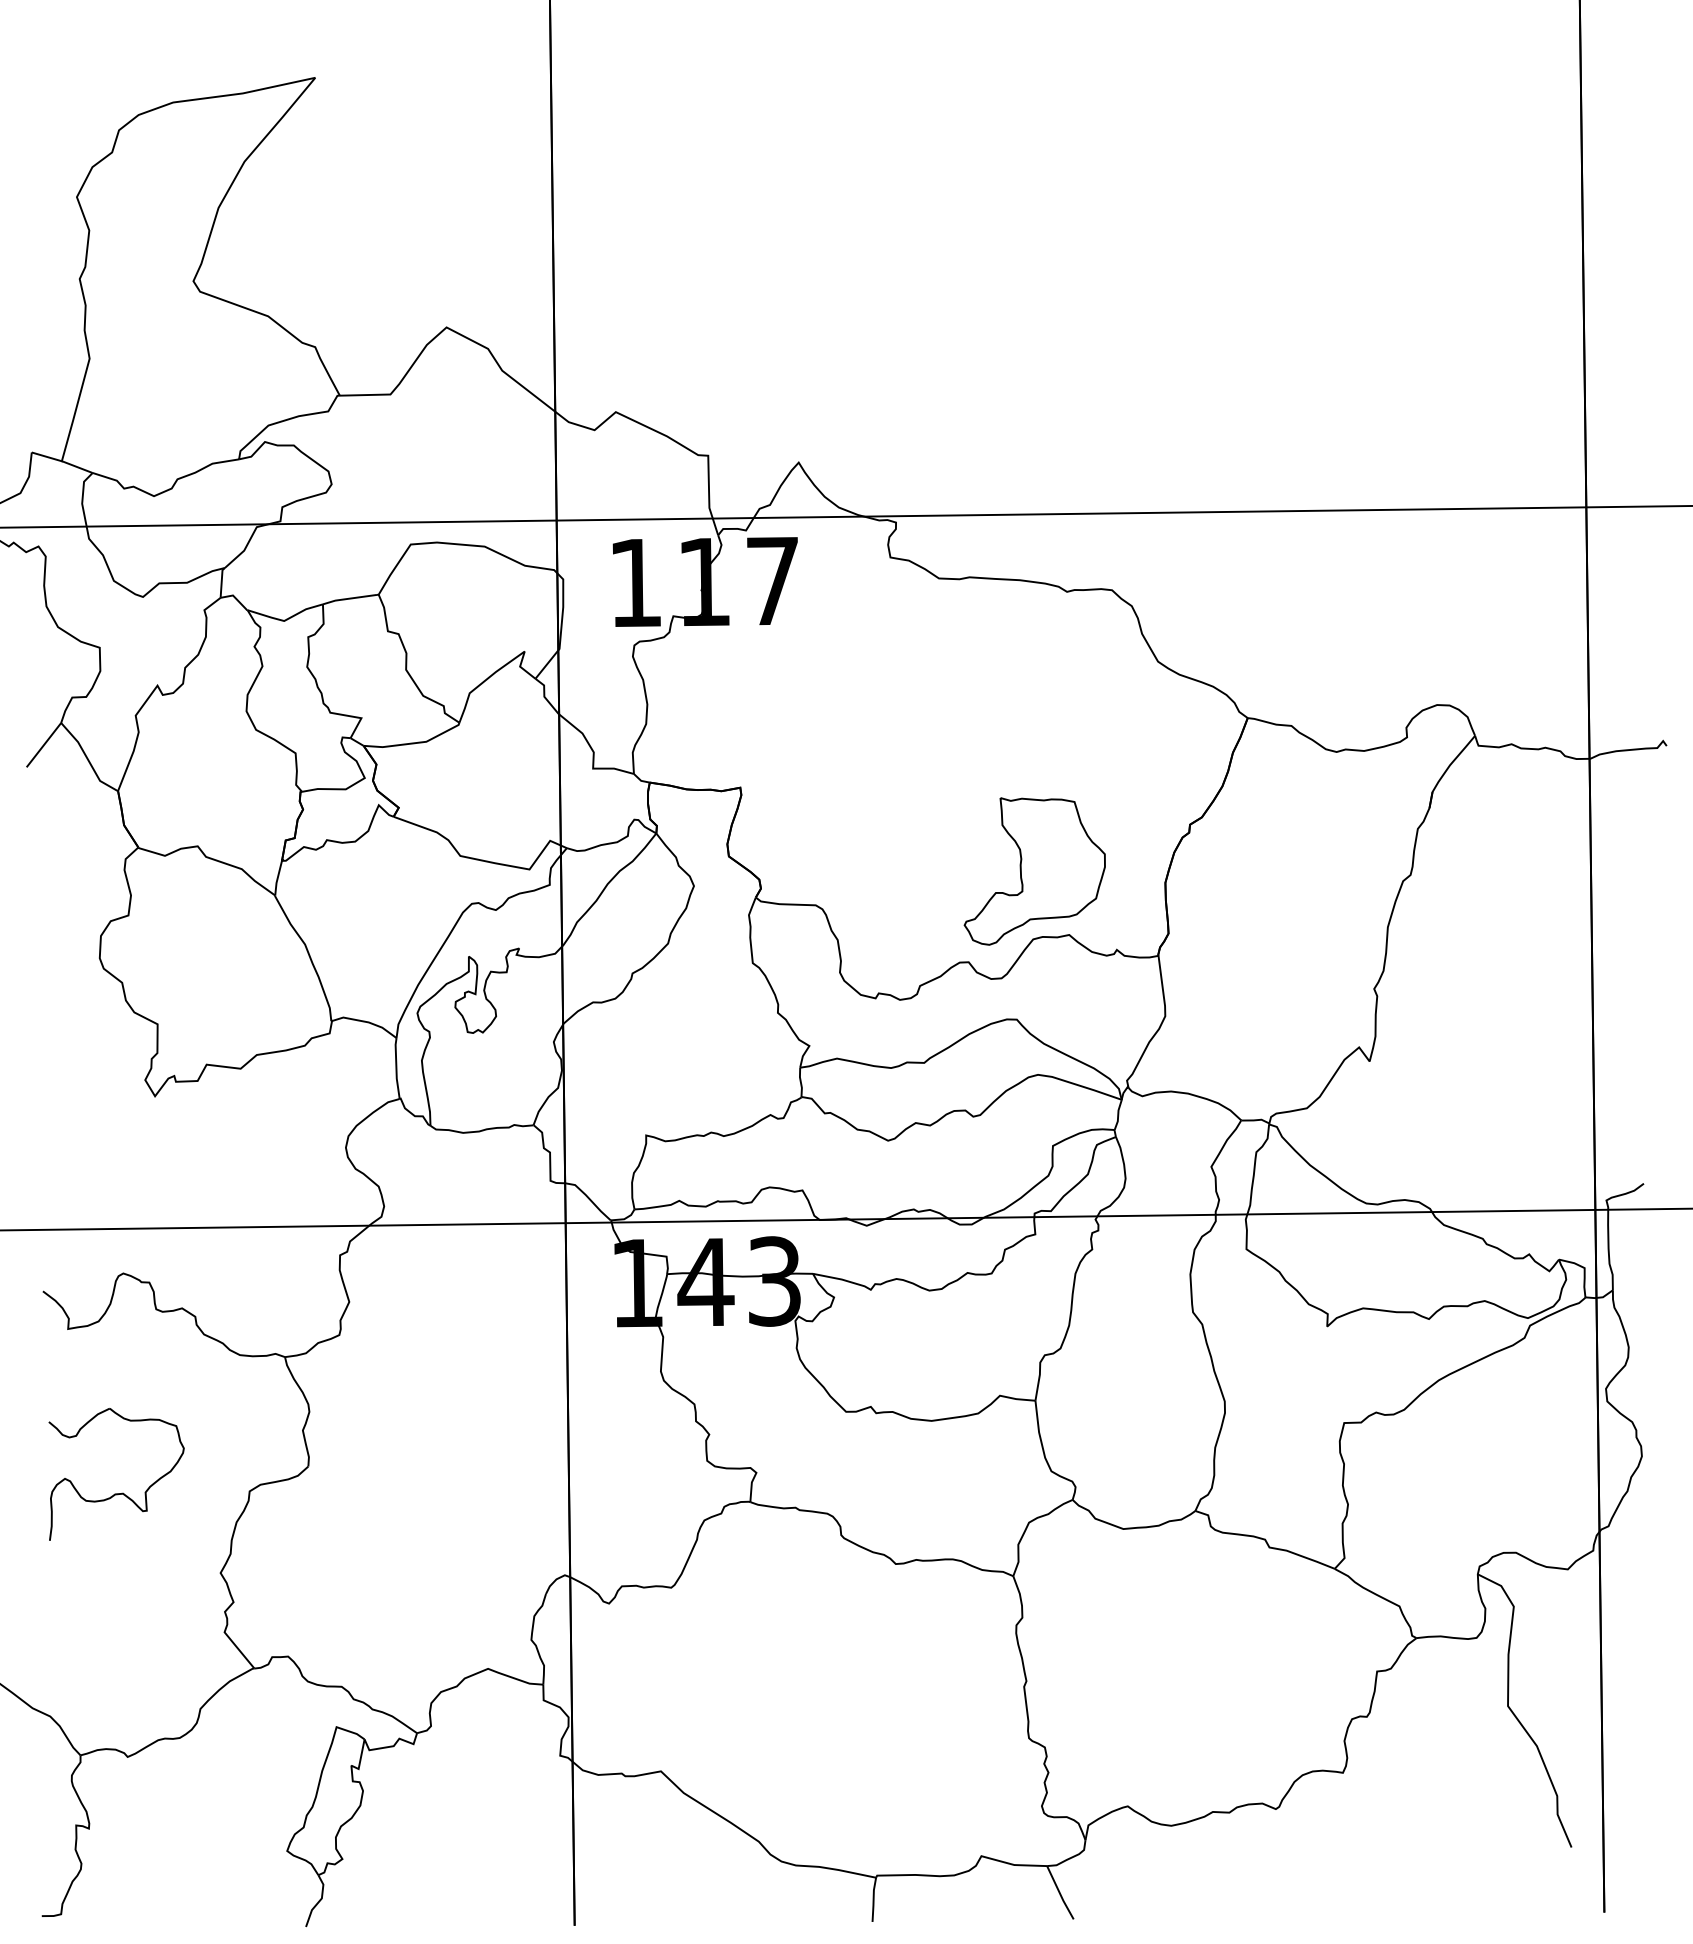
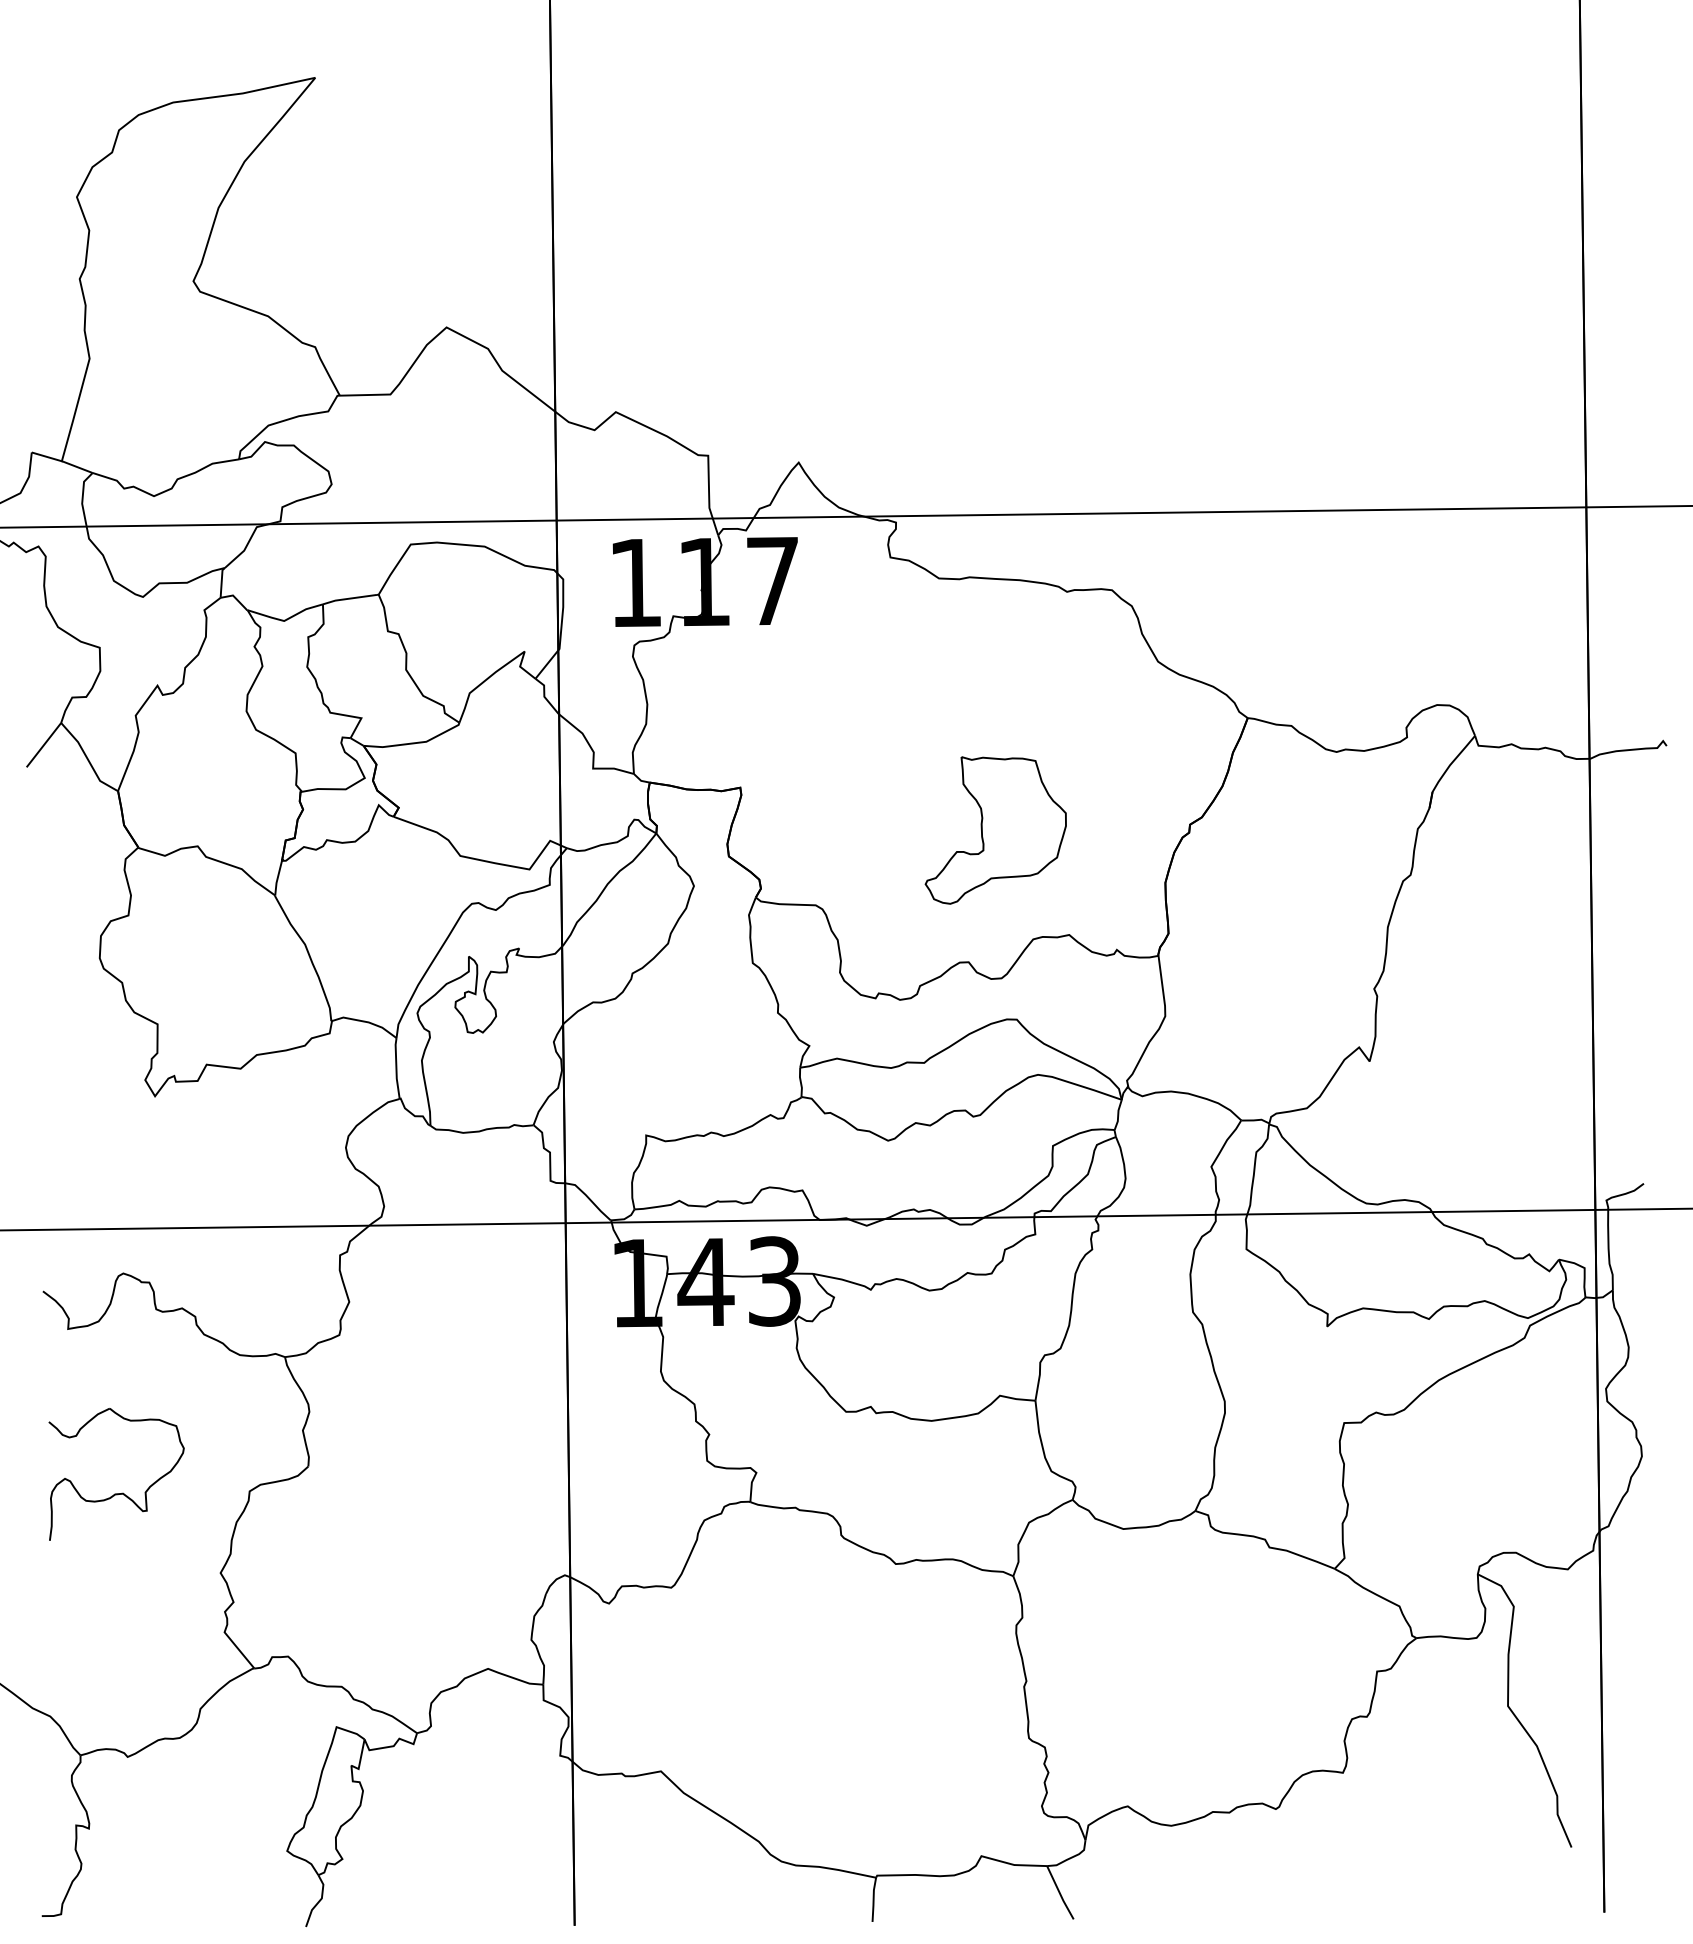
part position: (1034, 871) -> (995, 830) (995, 830)
